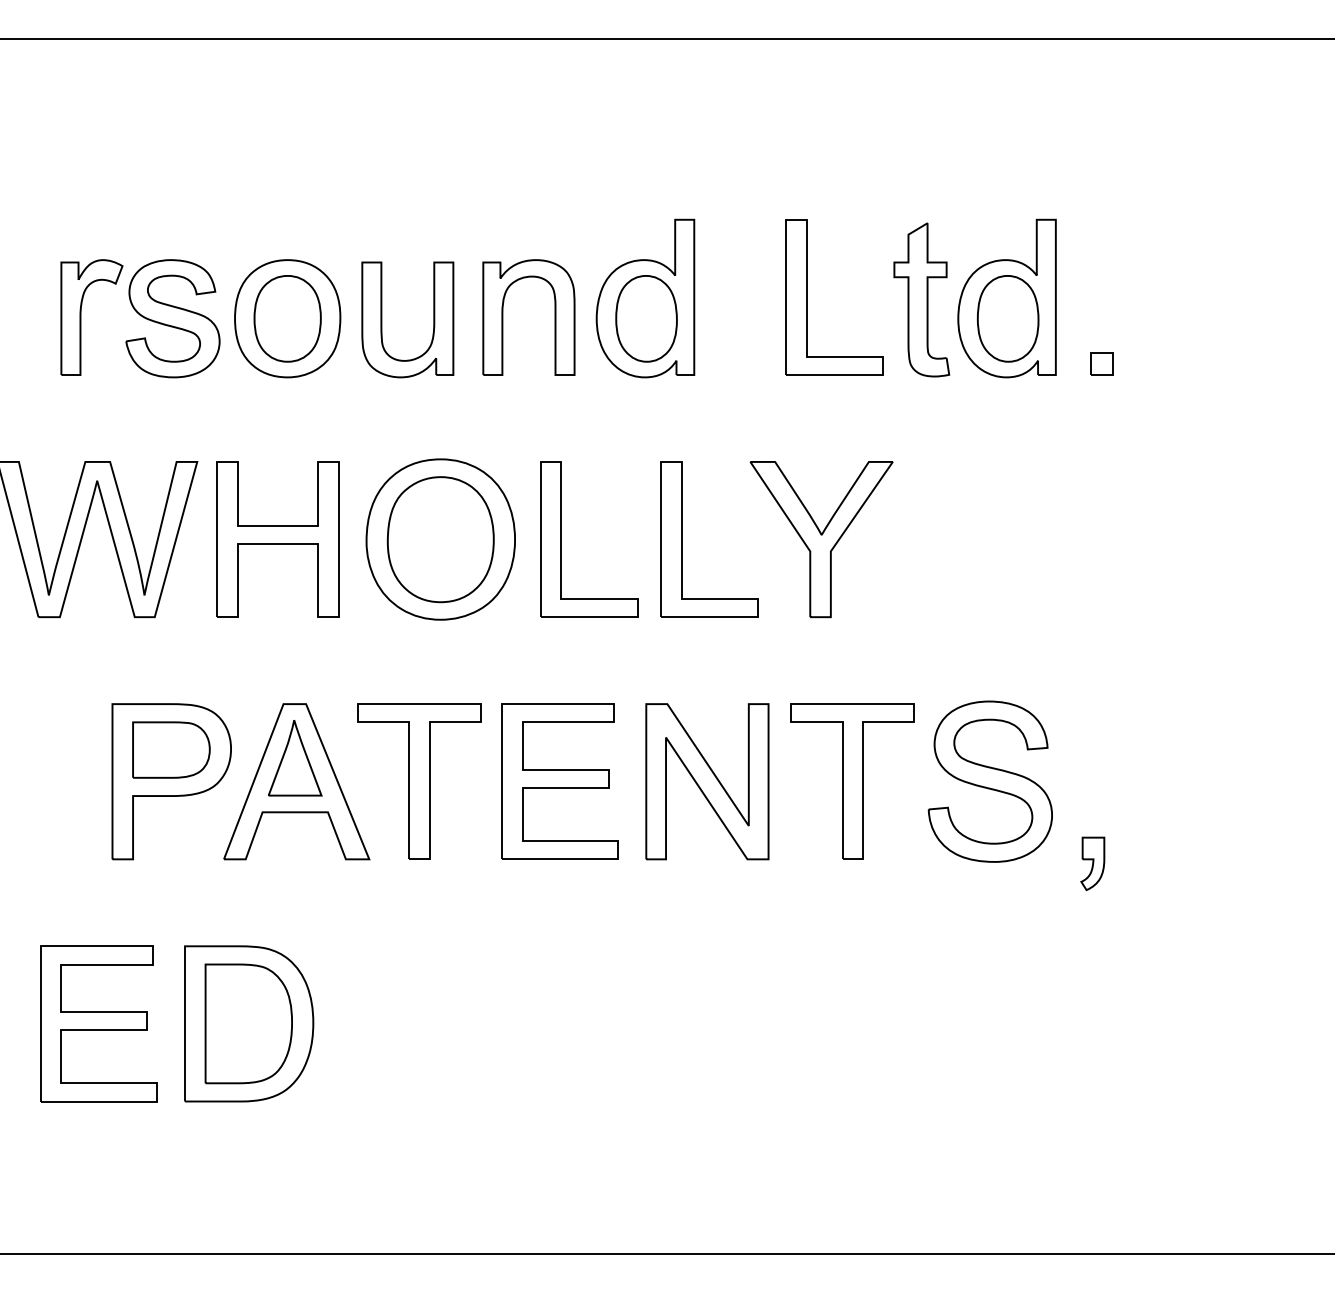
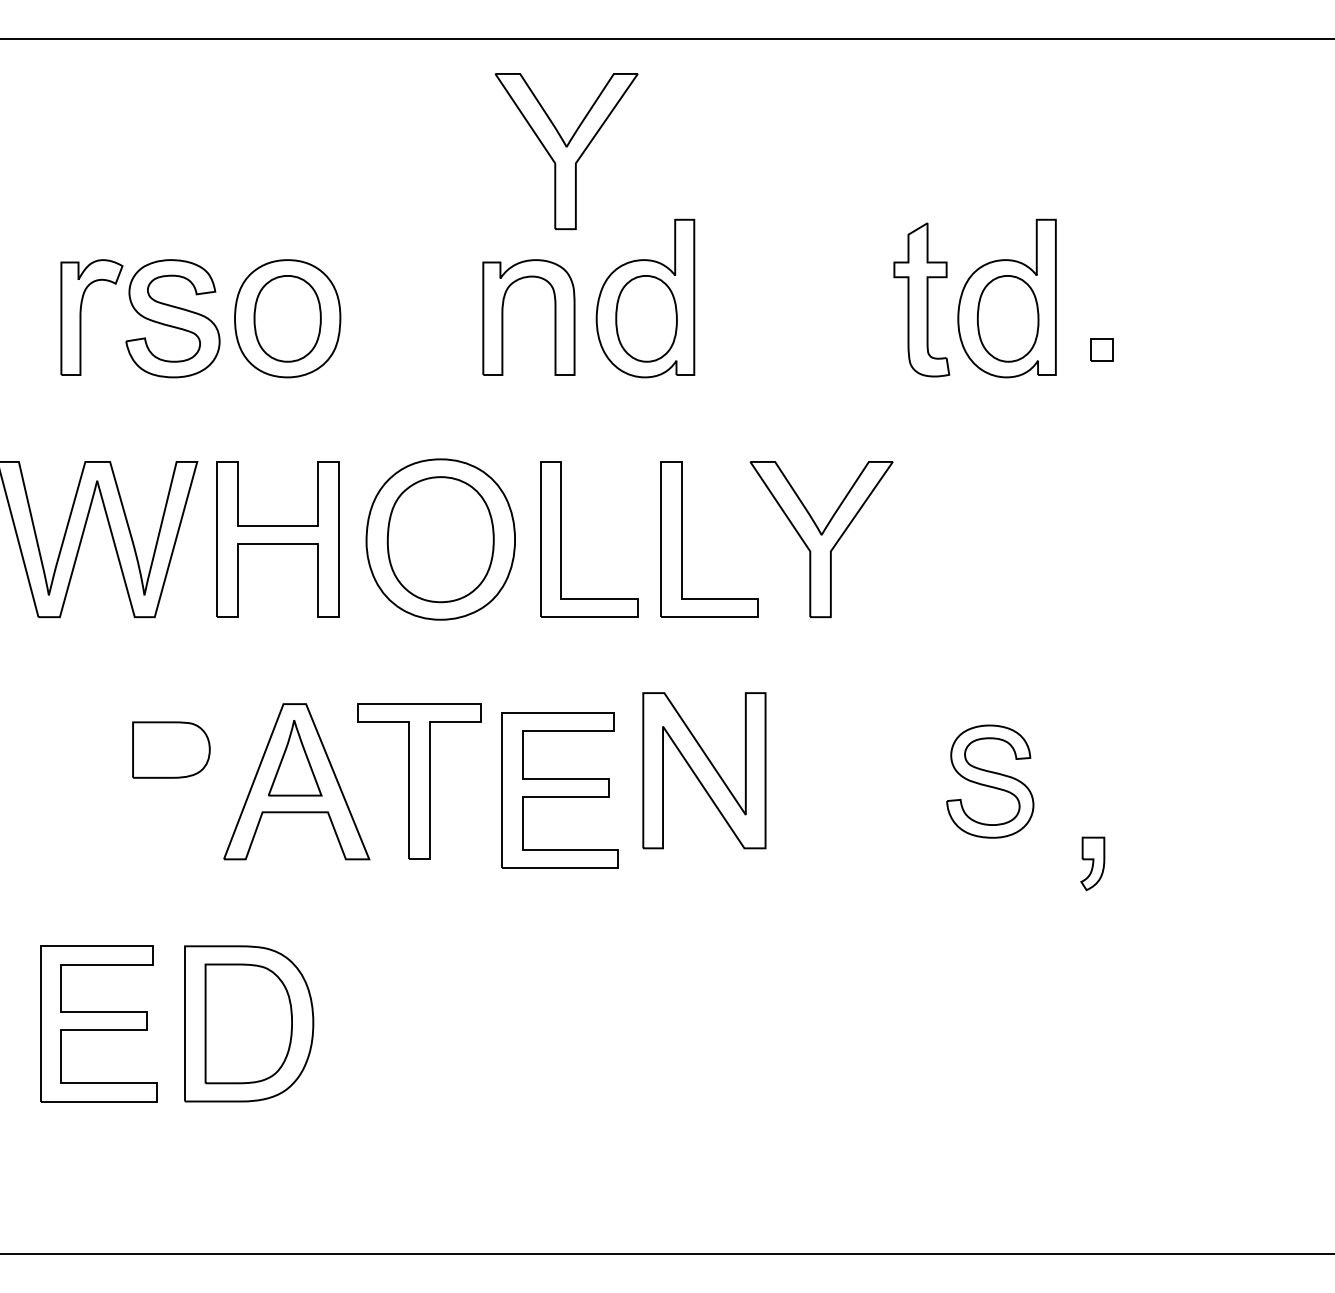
part: none -> present (566, 151)
part: present -> none (807, 297)
part: present -> none (382, 319)
part position: (1101, 363) -> (1101, 349) (1101, 349)
part: present -> none (171, 781)
part position: (559, 781) -> (559, 790) (559, 790)
part position: (707, 781) -> (704, 770) (704, 770)
part: present -> none (852, 781)
part size: 126x163 px -> 89x115 px (990, 781)
